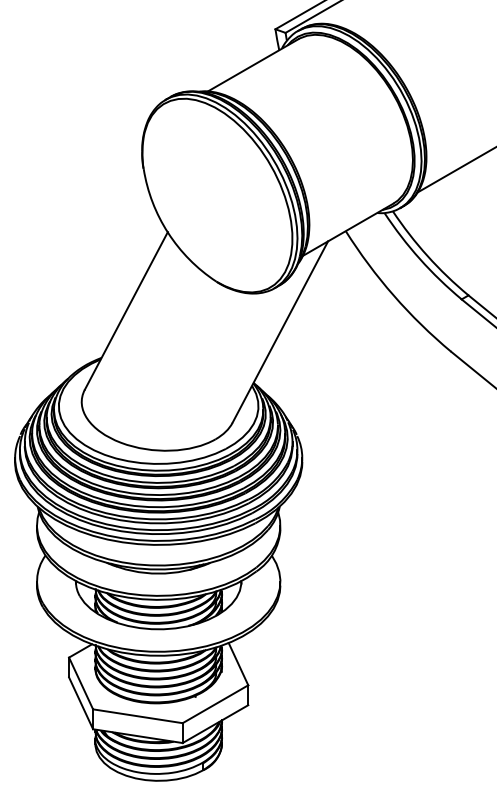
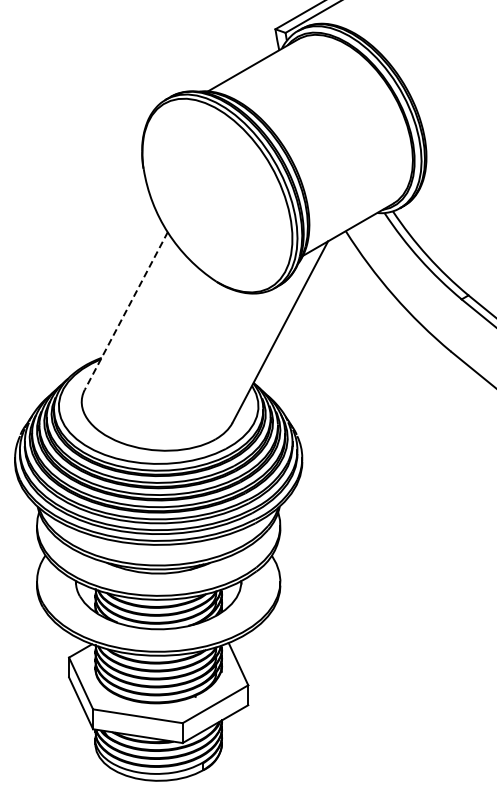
line: present -> none (455, 170)
line: solid -> dashed (126, 311)
